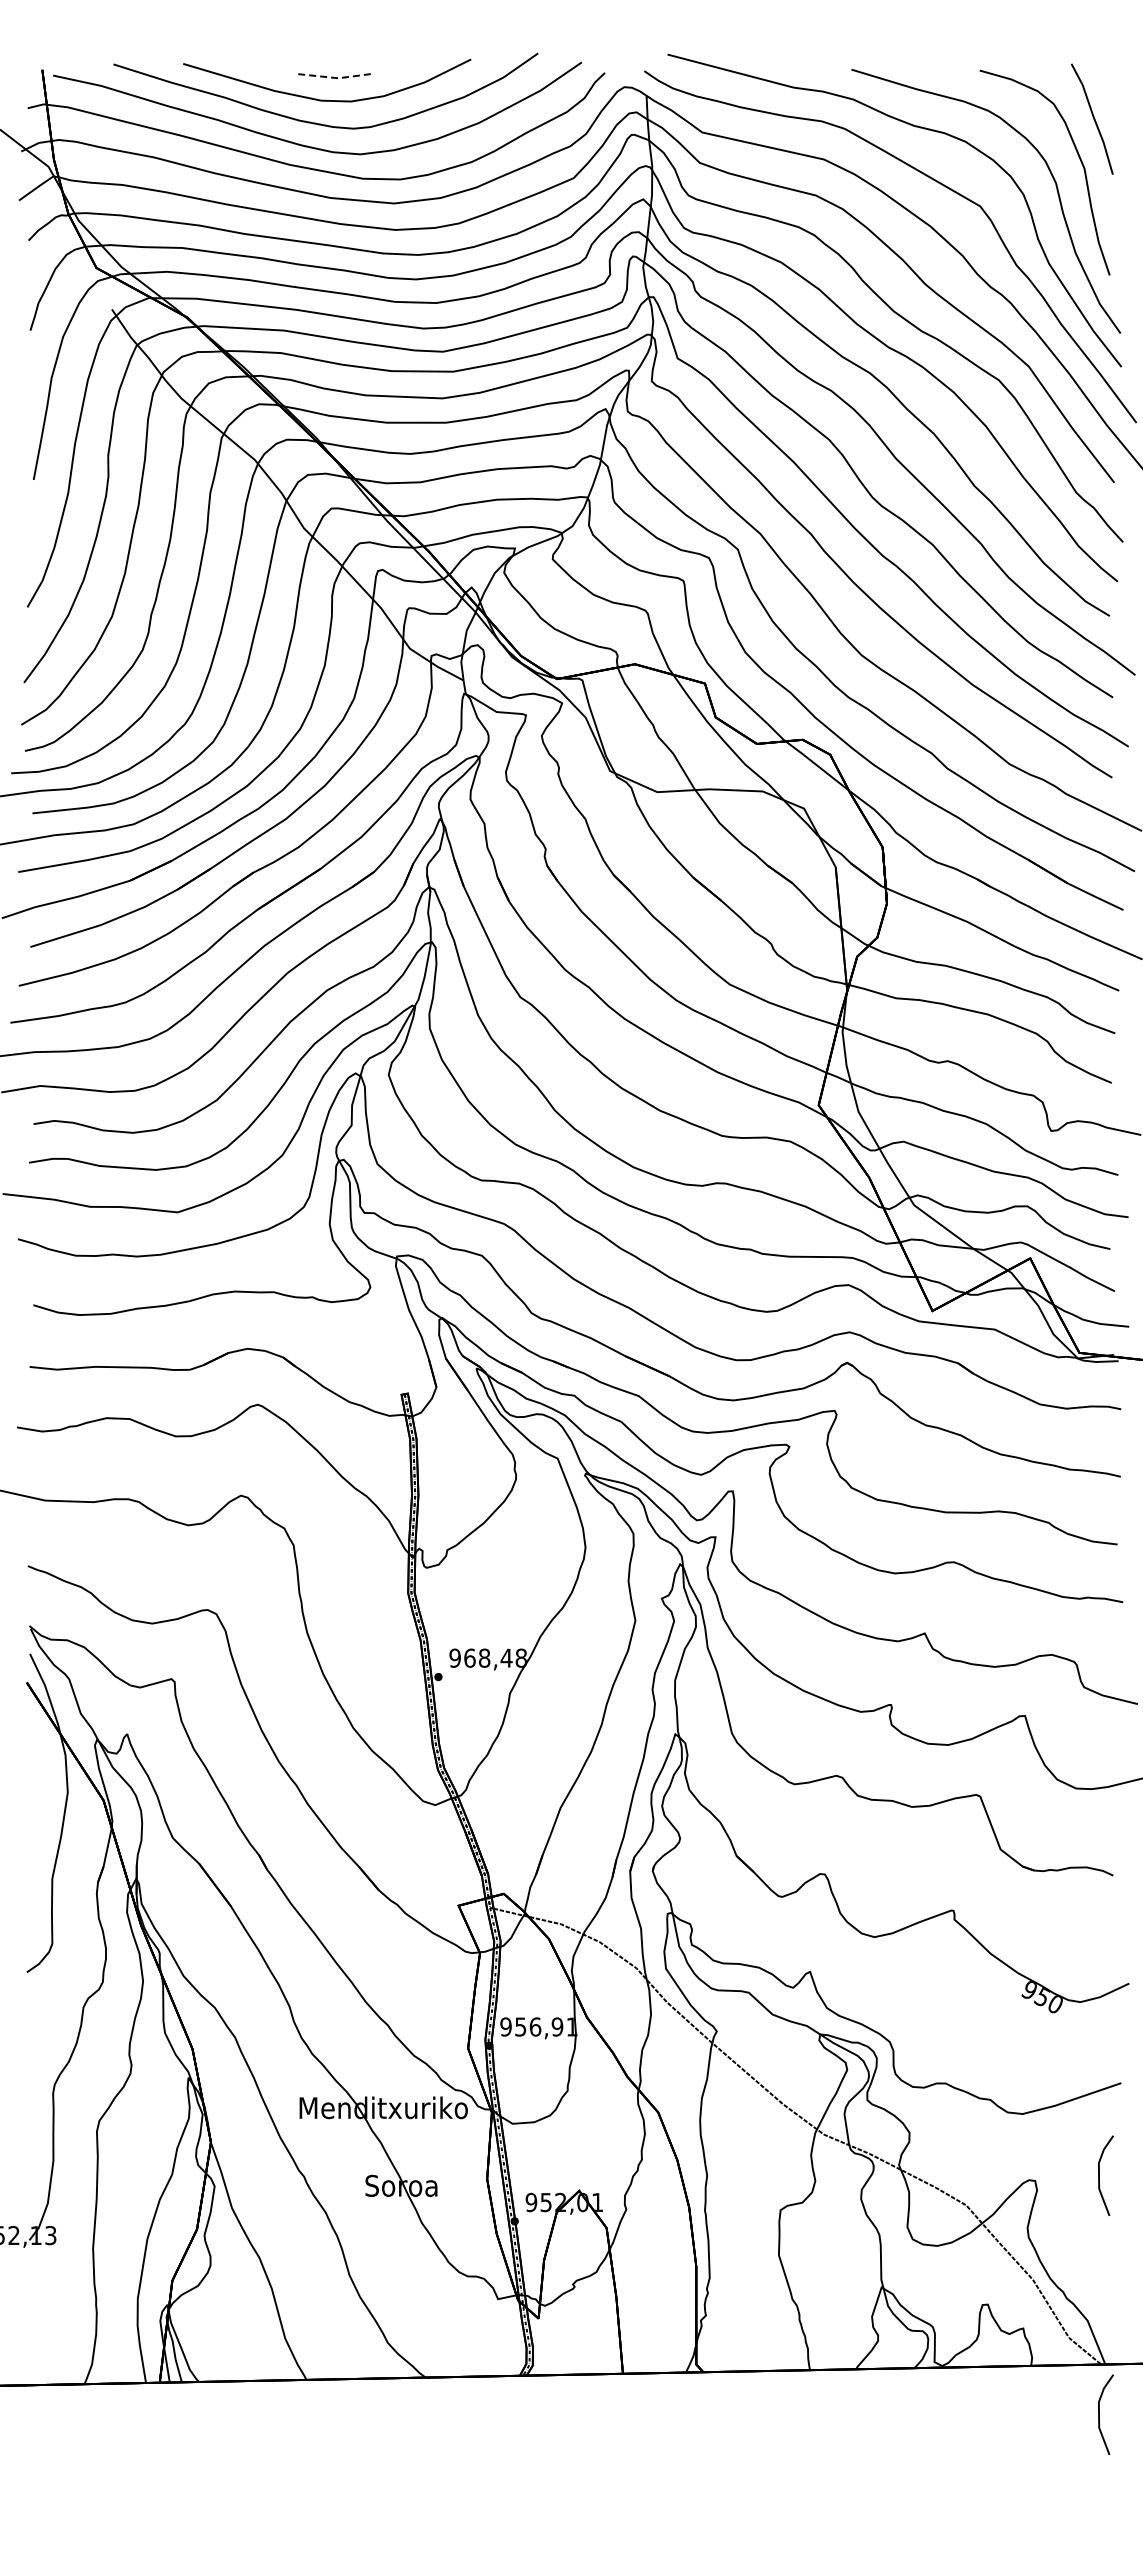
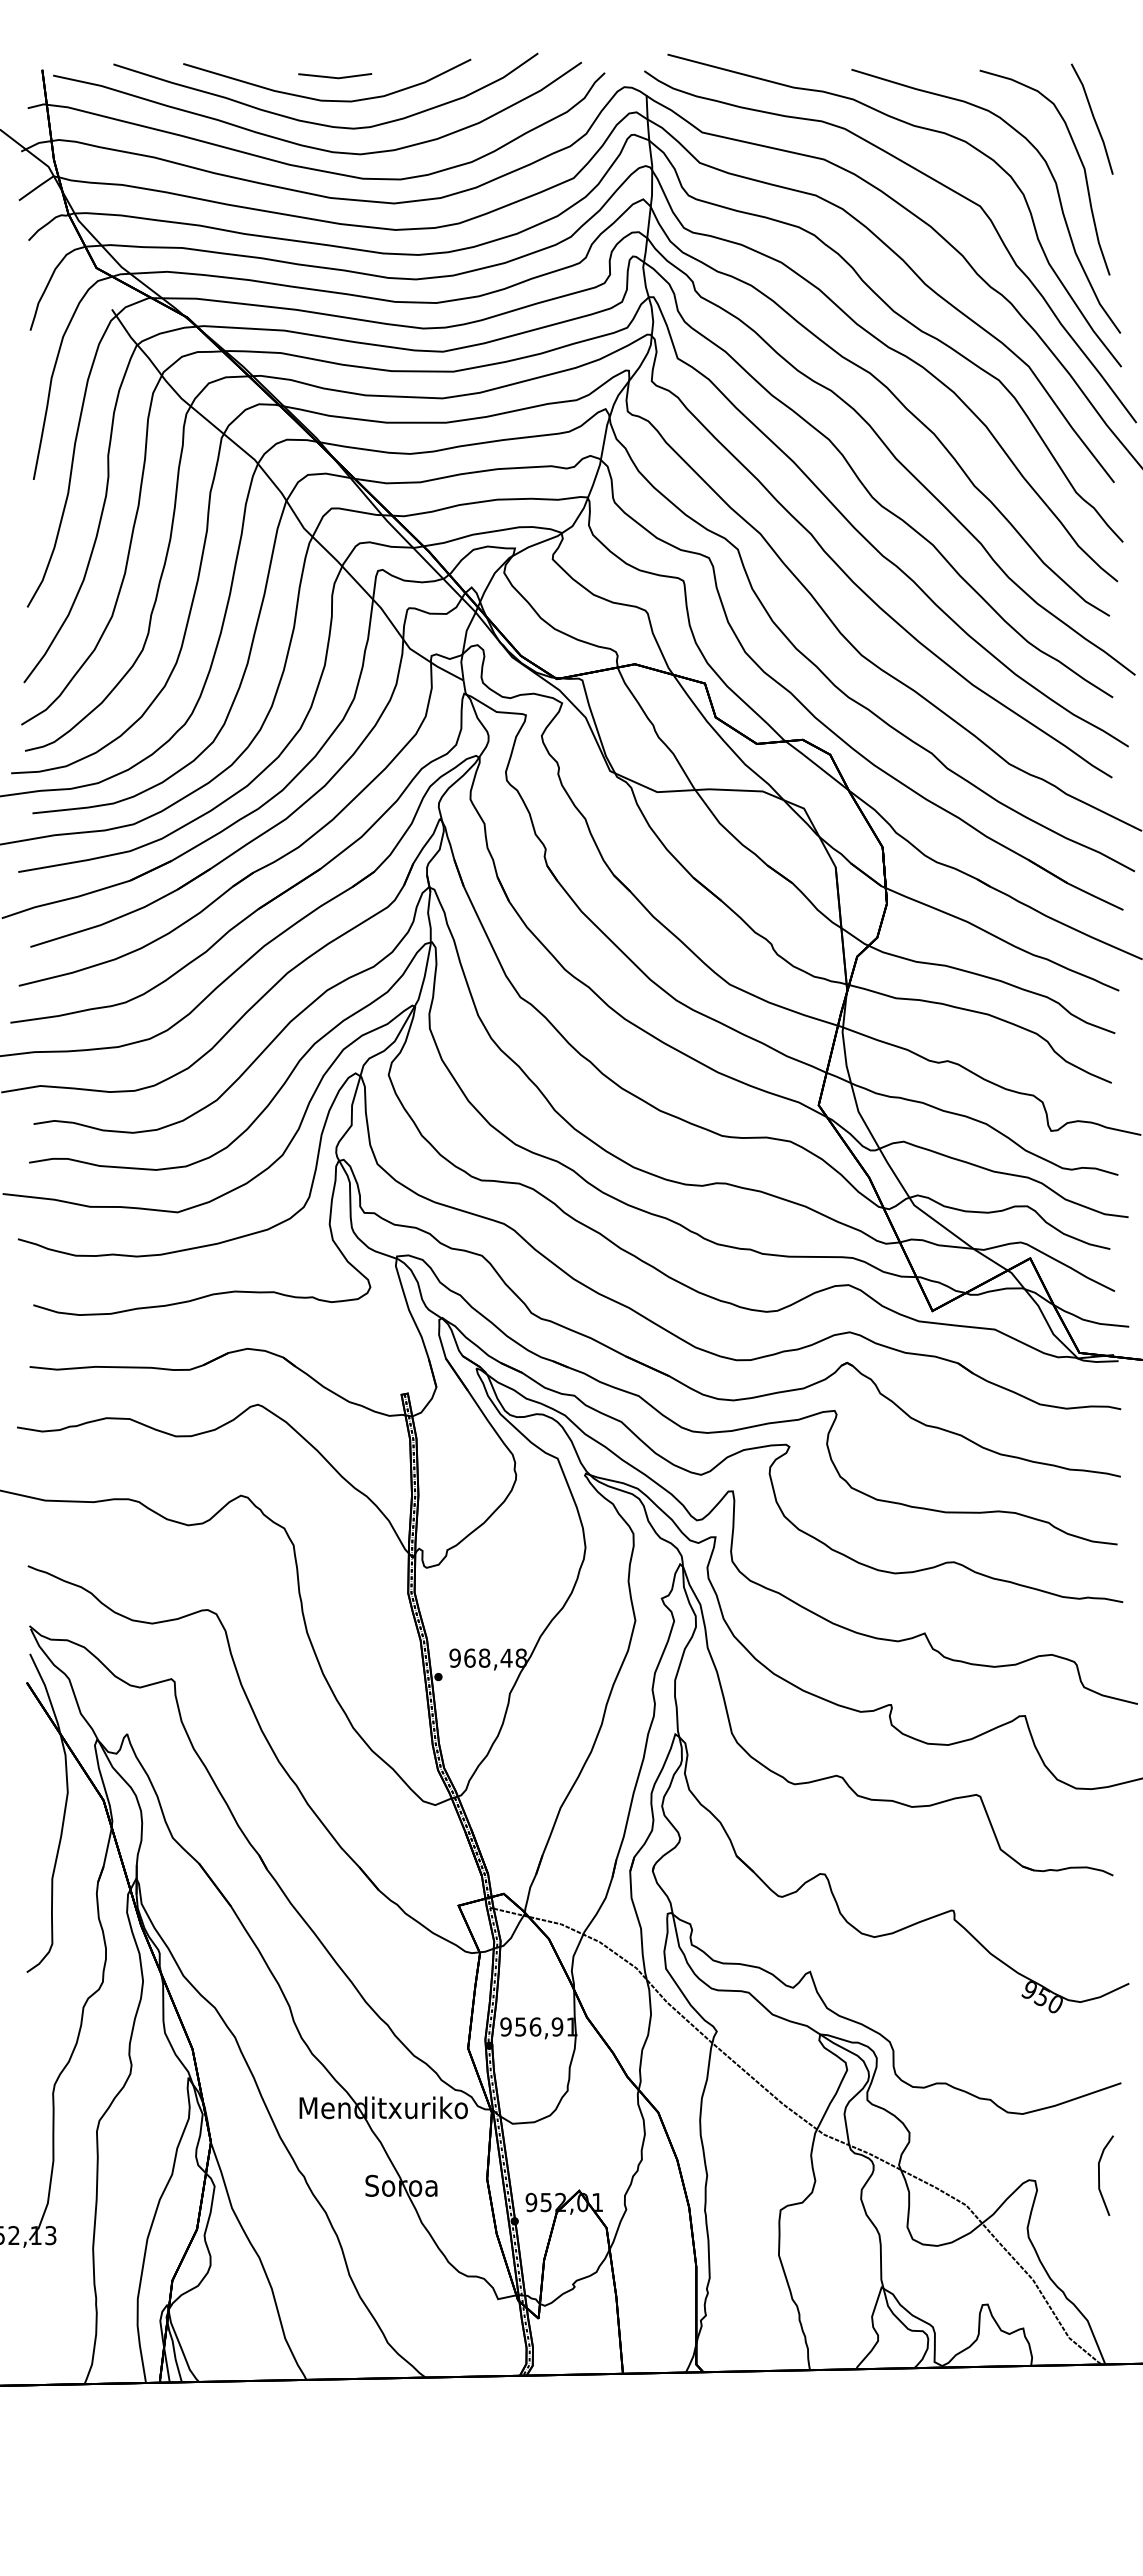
line: dashed -> solid (335, 77)
line: present -> none (1099, 2414)
